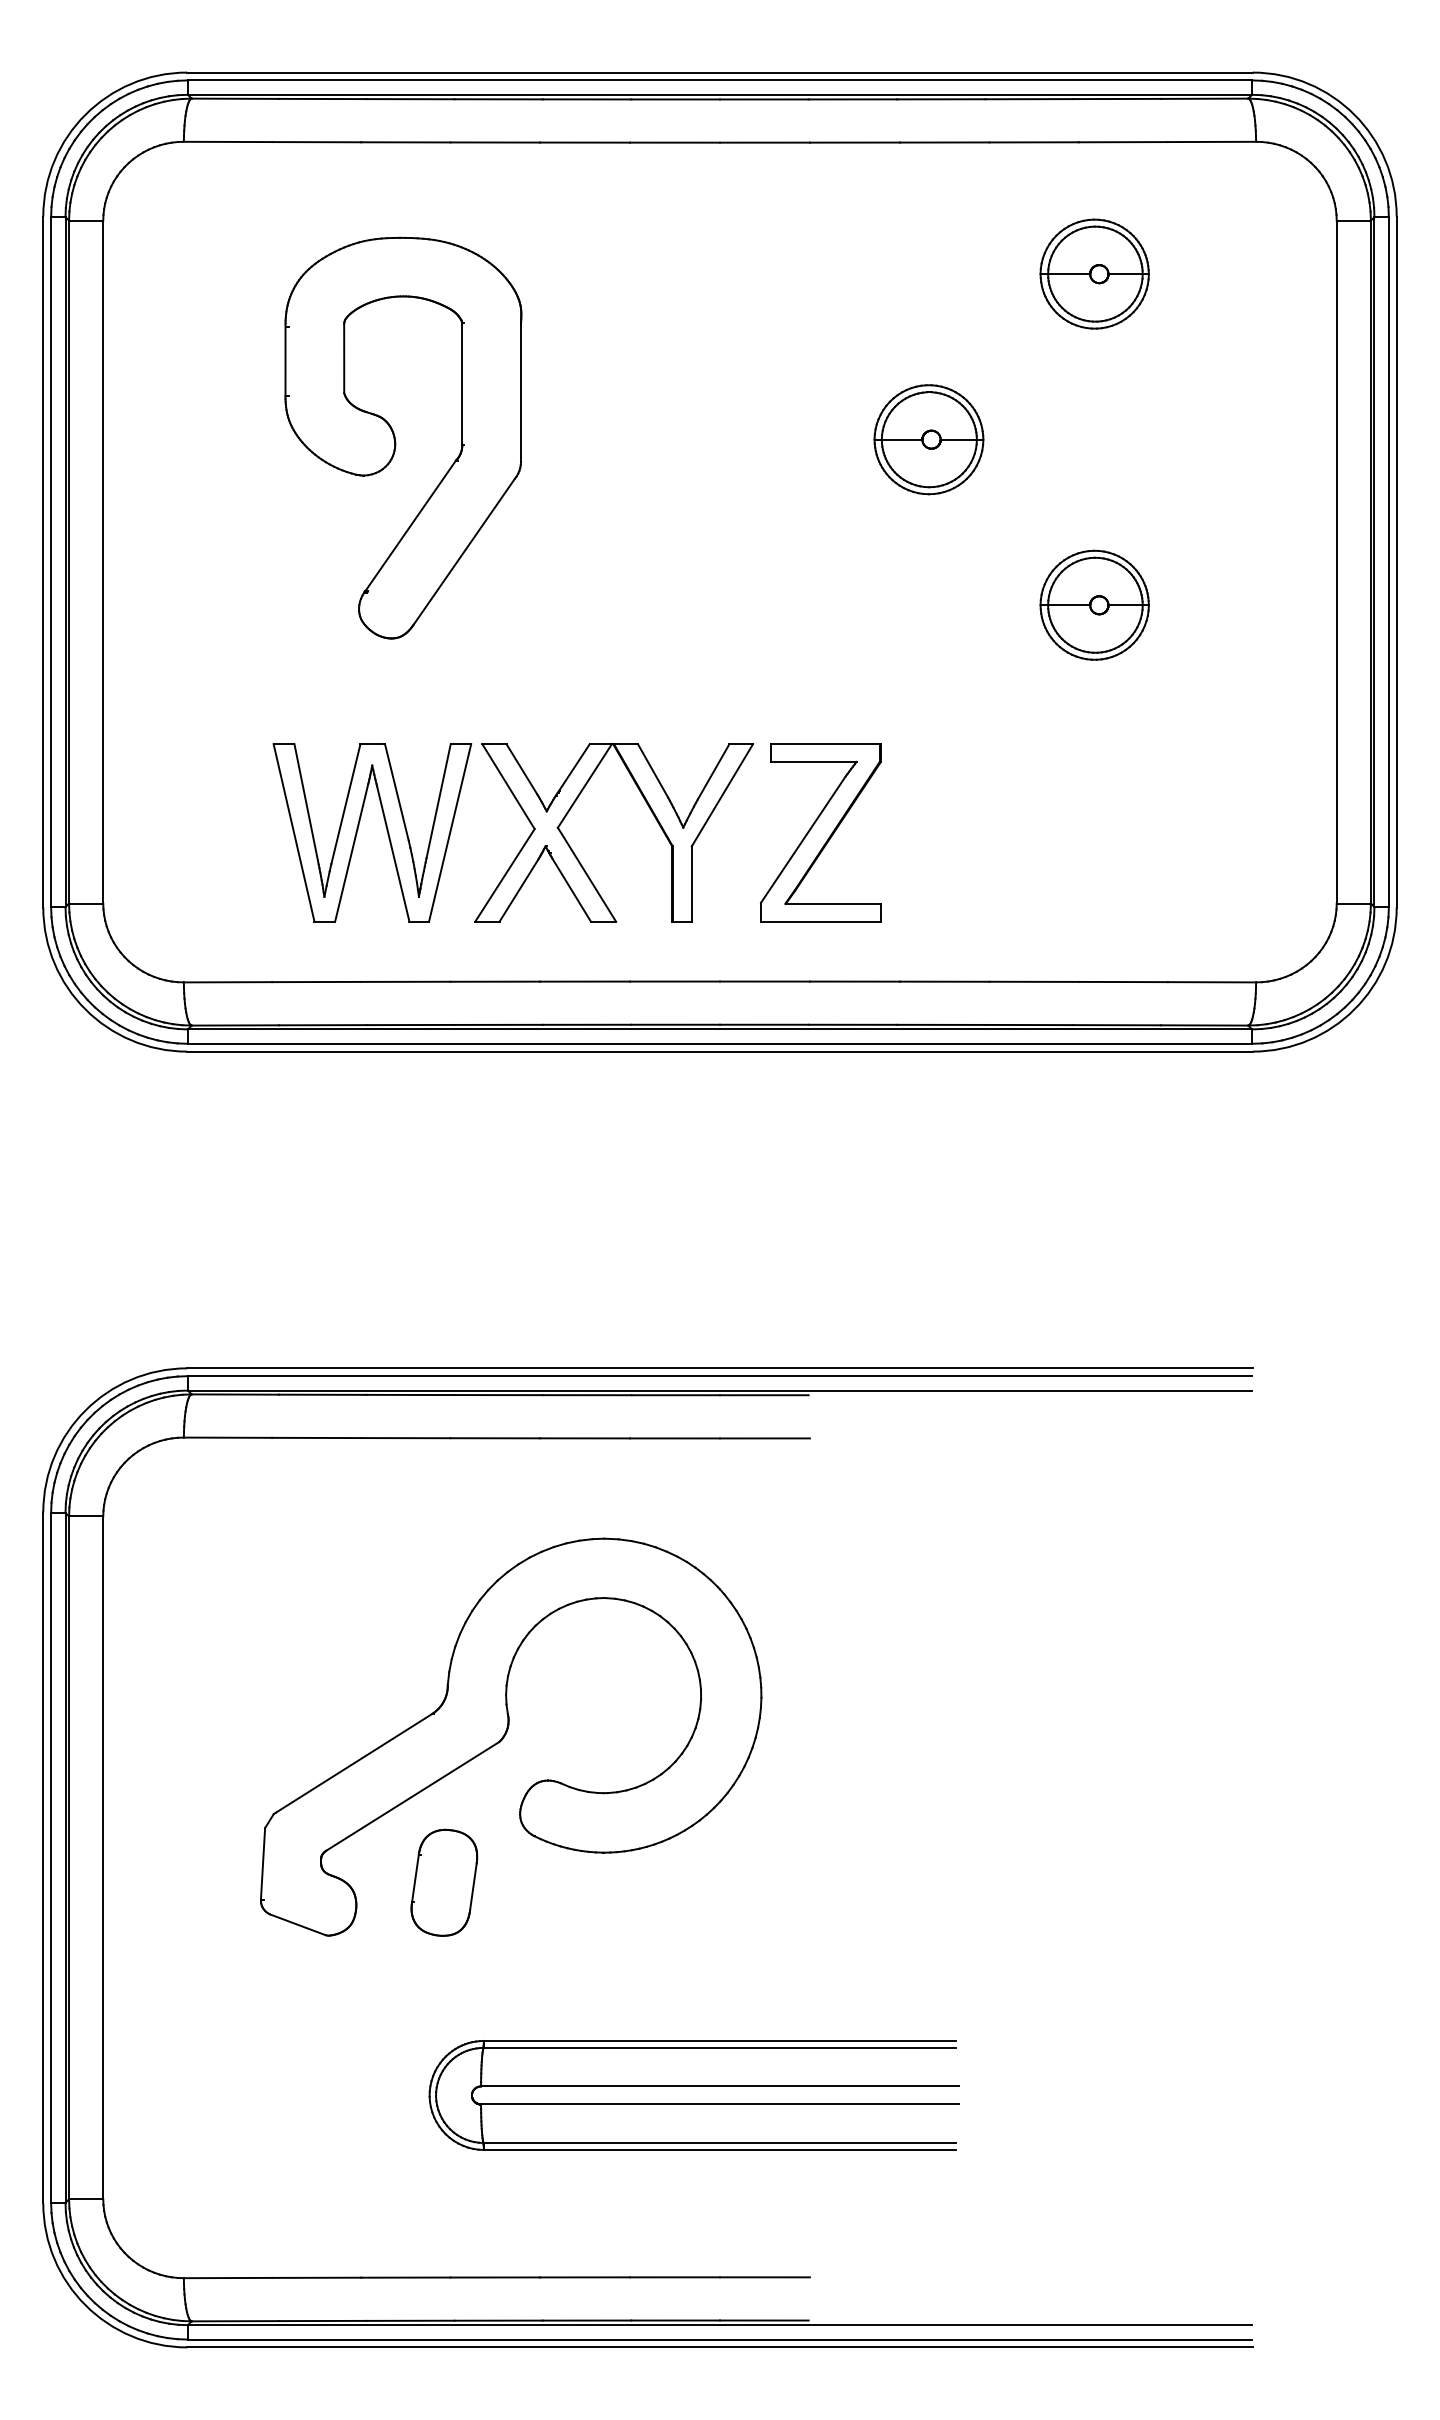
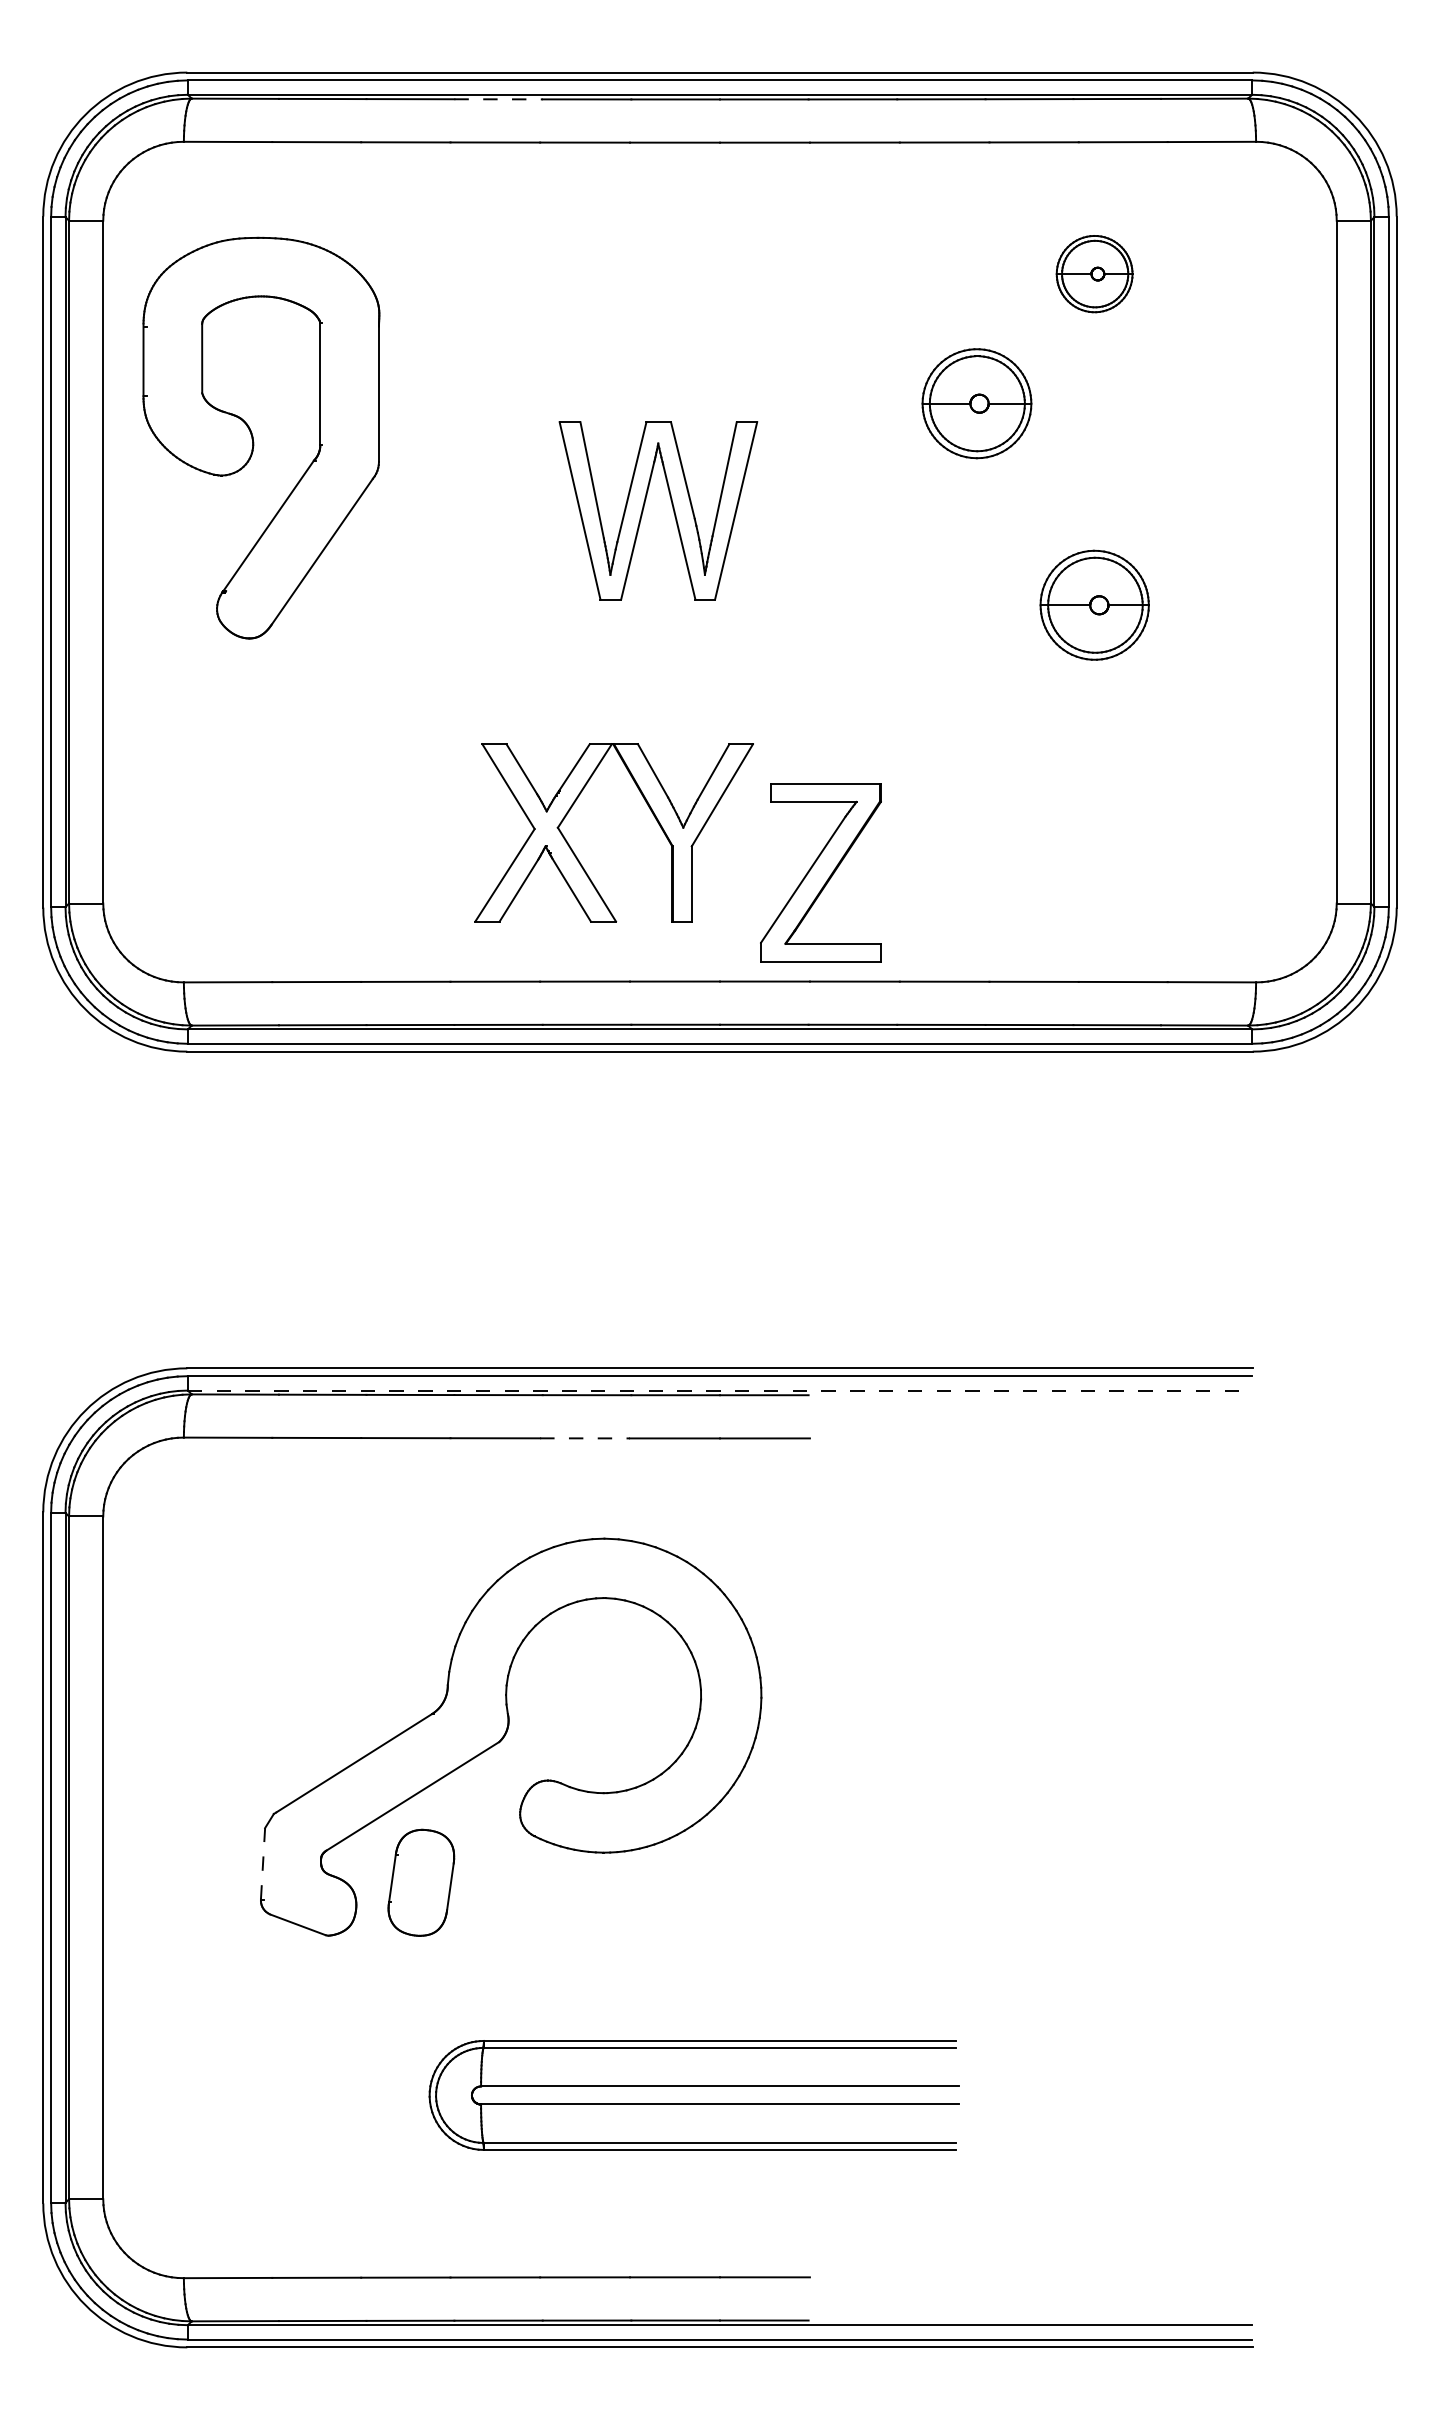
line: solid -> dashed (499, 99)
part size: 111x112 px -> 79x79 px (1094, 274)
part position: (395, 437) -> (253, 437) (253, 437)
part position: (928, 439) -> (976, 403) (976, 403)
part position: (386, 830) -> (672, 508) (672, 508)
part position: (820, 832) -> (820, 872) (820, 872)
line: solid -> dashed (720, 1390)
line: solid -> dashed (585, 1438)
line: solid -> dashed (263, 1863)
part position: (444, 1882) -> (421, 1882) (421, 1882)
